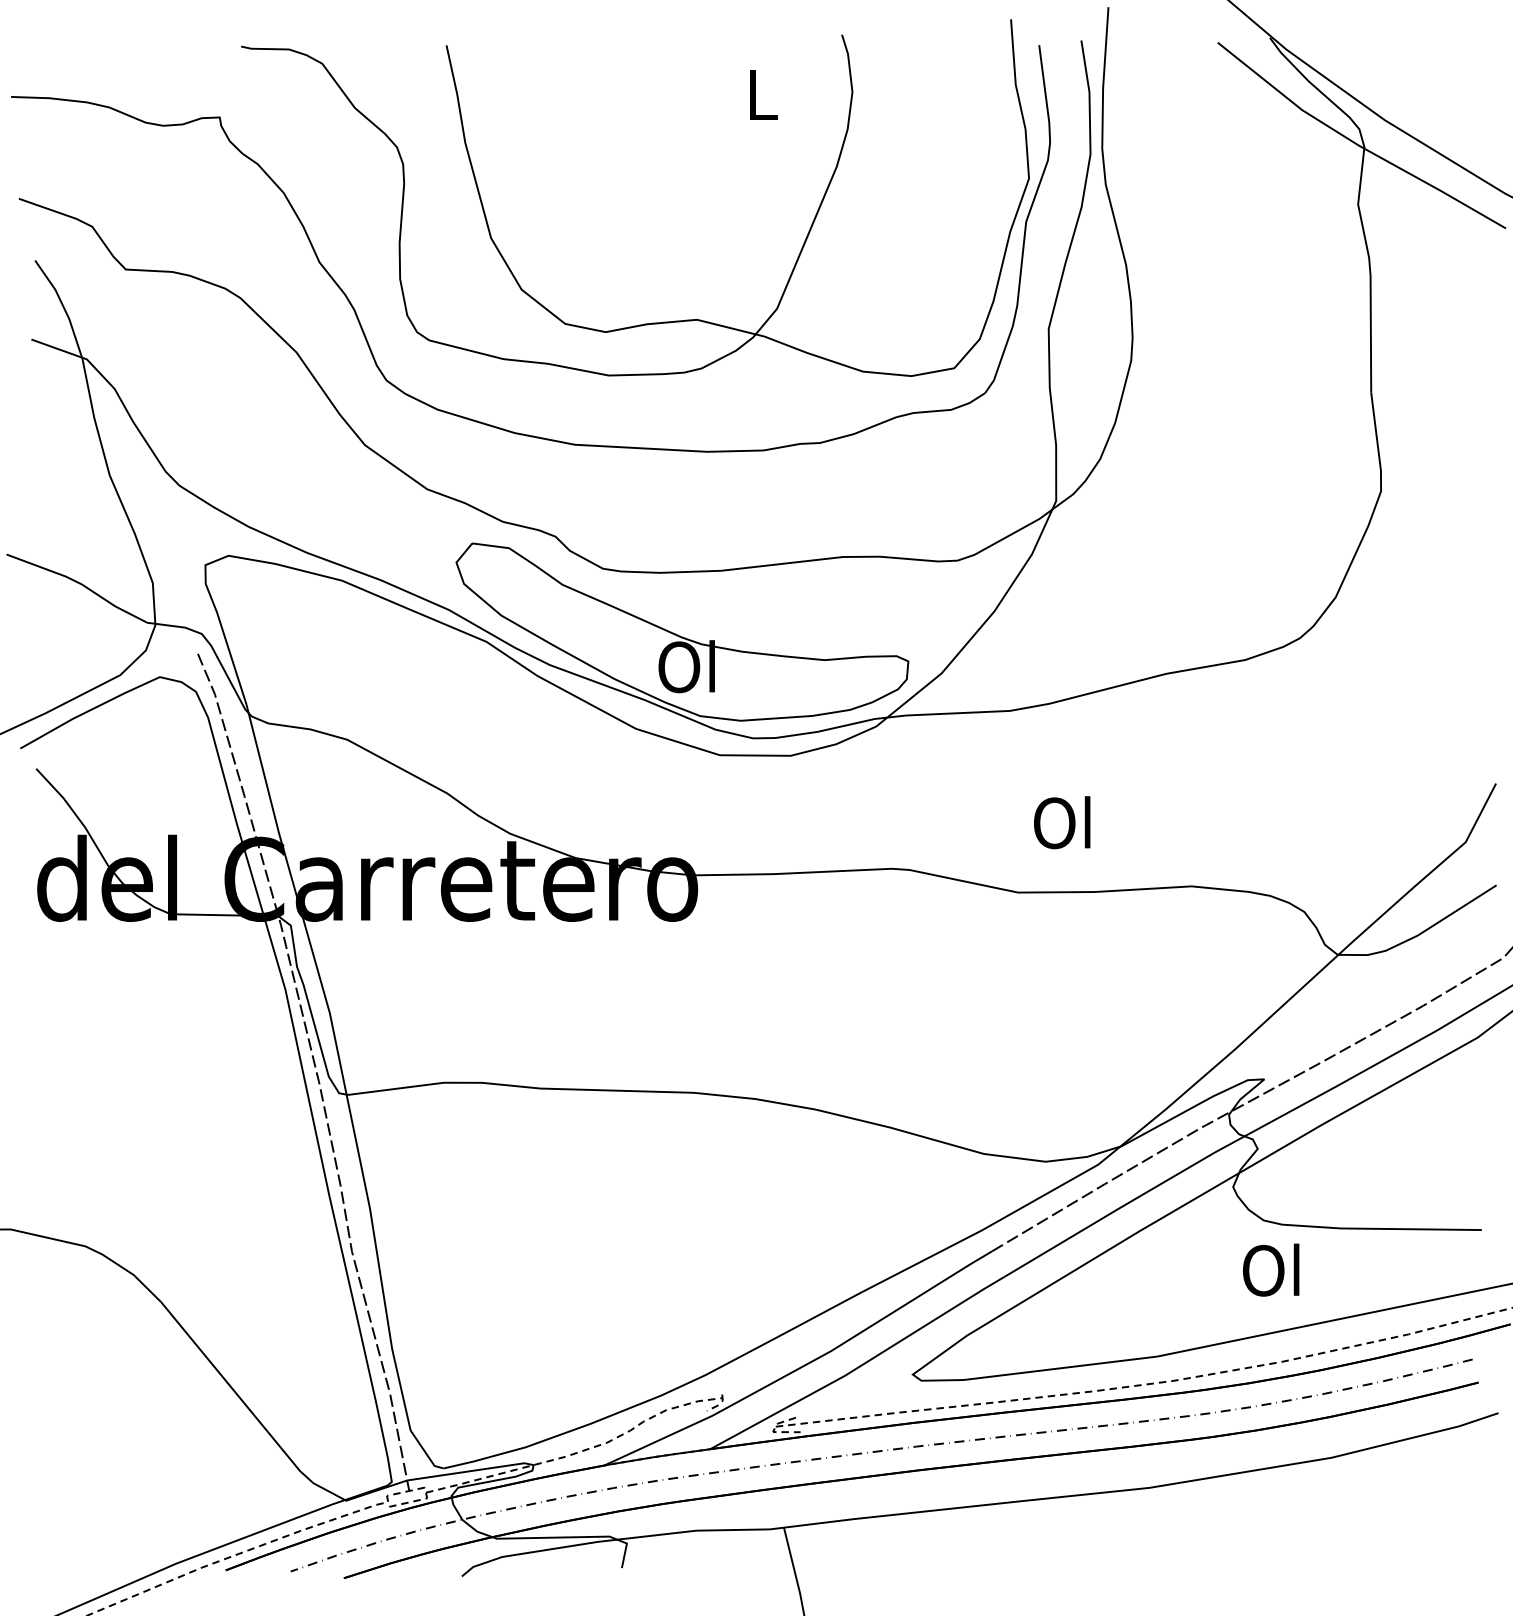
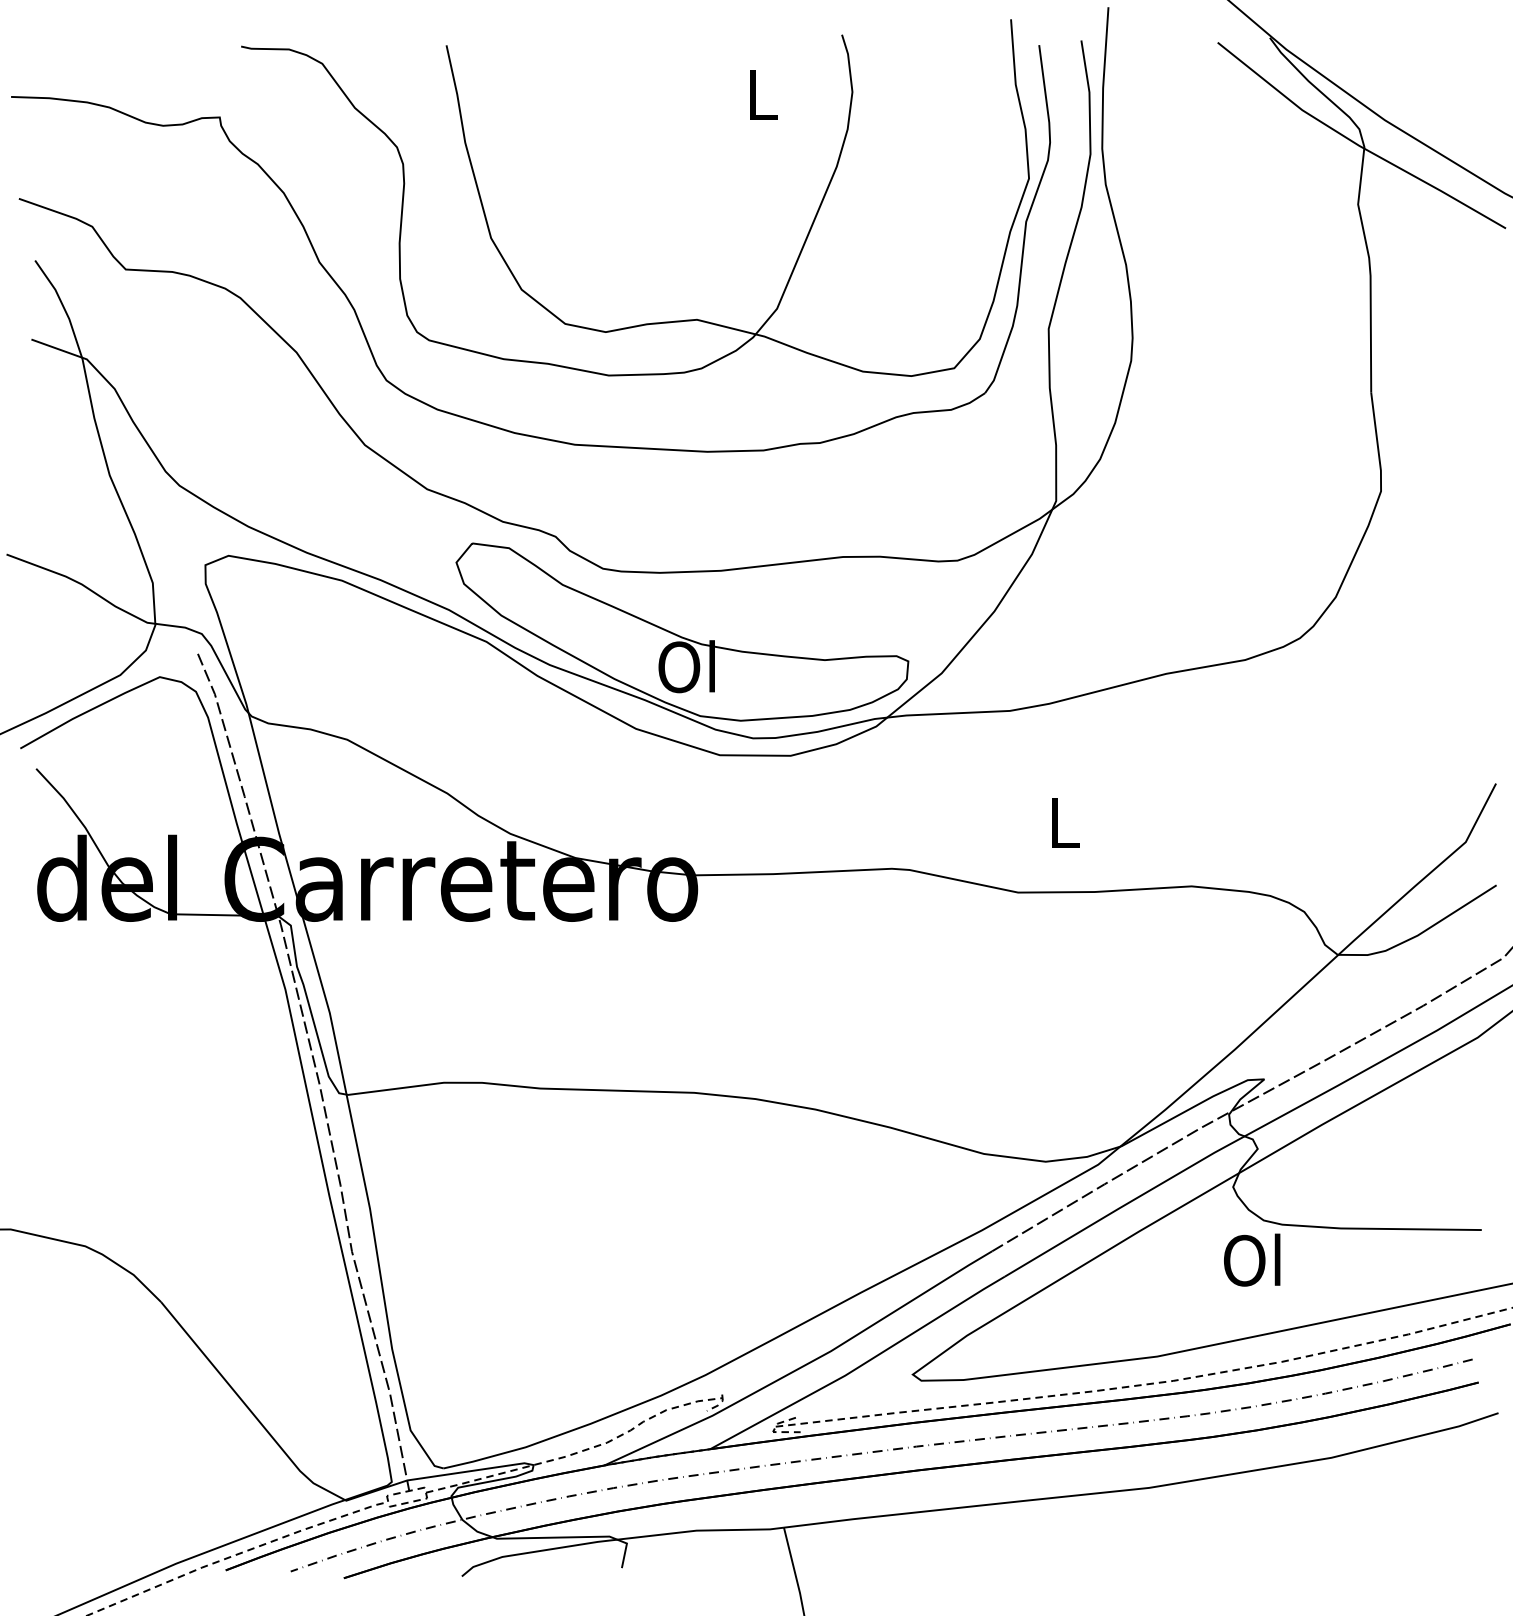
text: Ol -> L (1062, 822)
text position: (1271, 1269) -> (1252, 1259) (1252, 1259)
